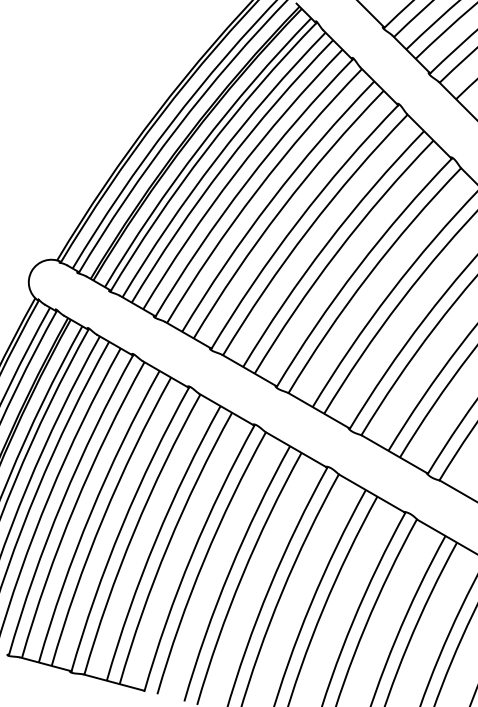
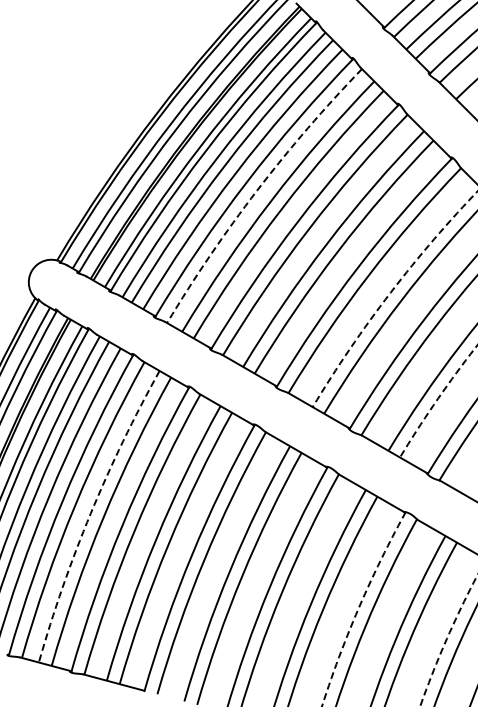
arc: solid -> dashed (257, 190)
arc: solid -> dashed (389, 294)
arc: solid -> dashed (437, 400)
arc: solid -> dashed (90, 513)
arc: solid -> dashed (359, 607)
arc: solid -> dashed (446, 639)
